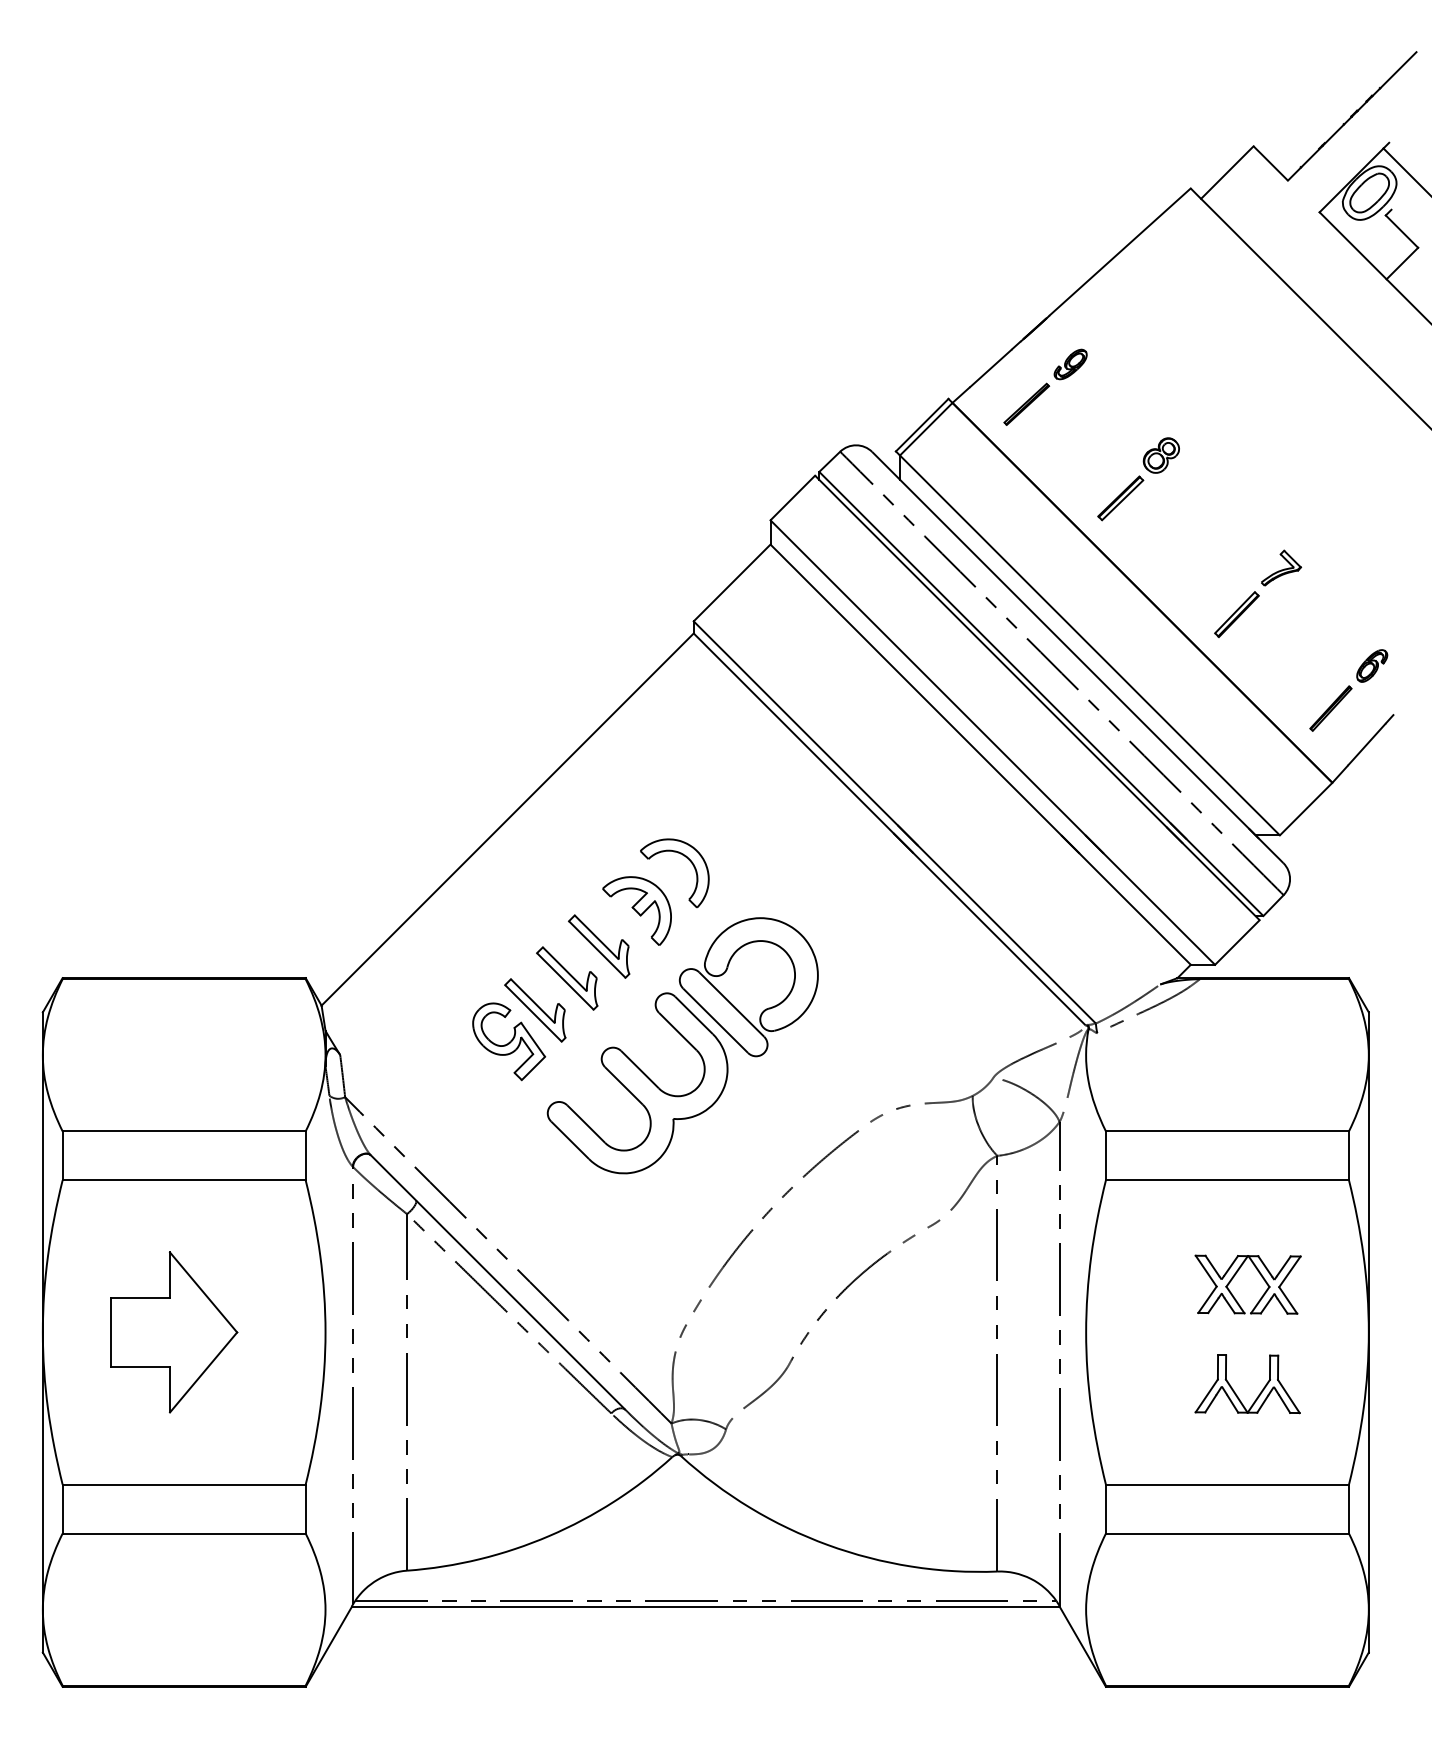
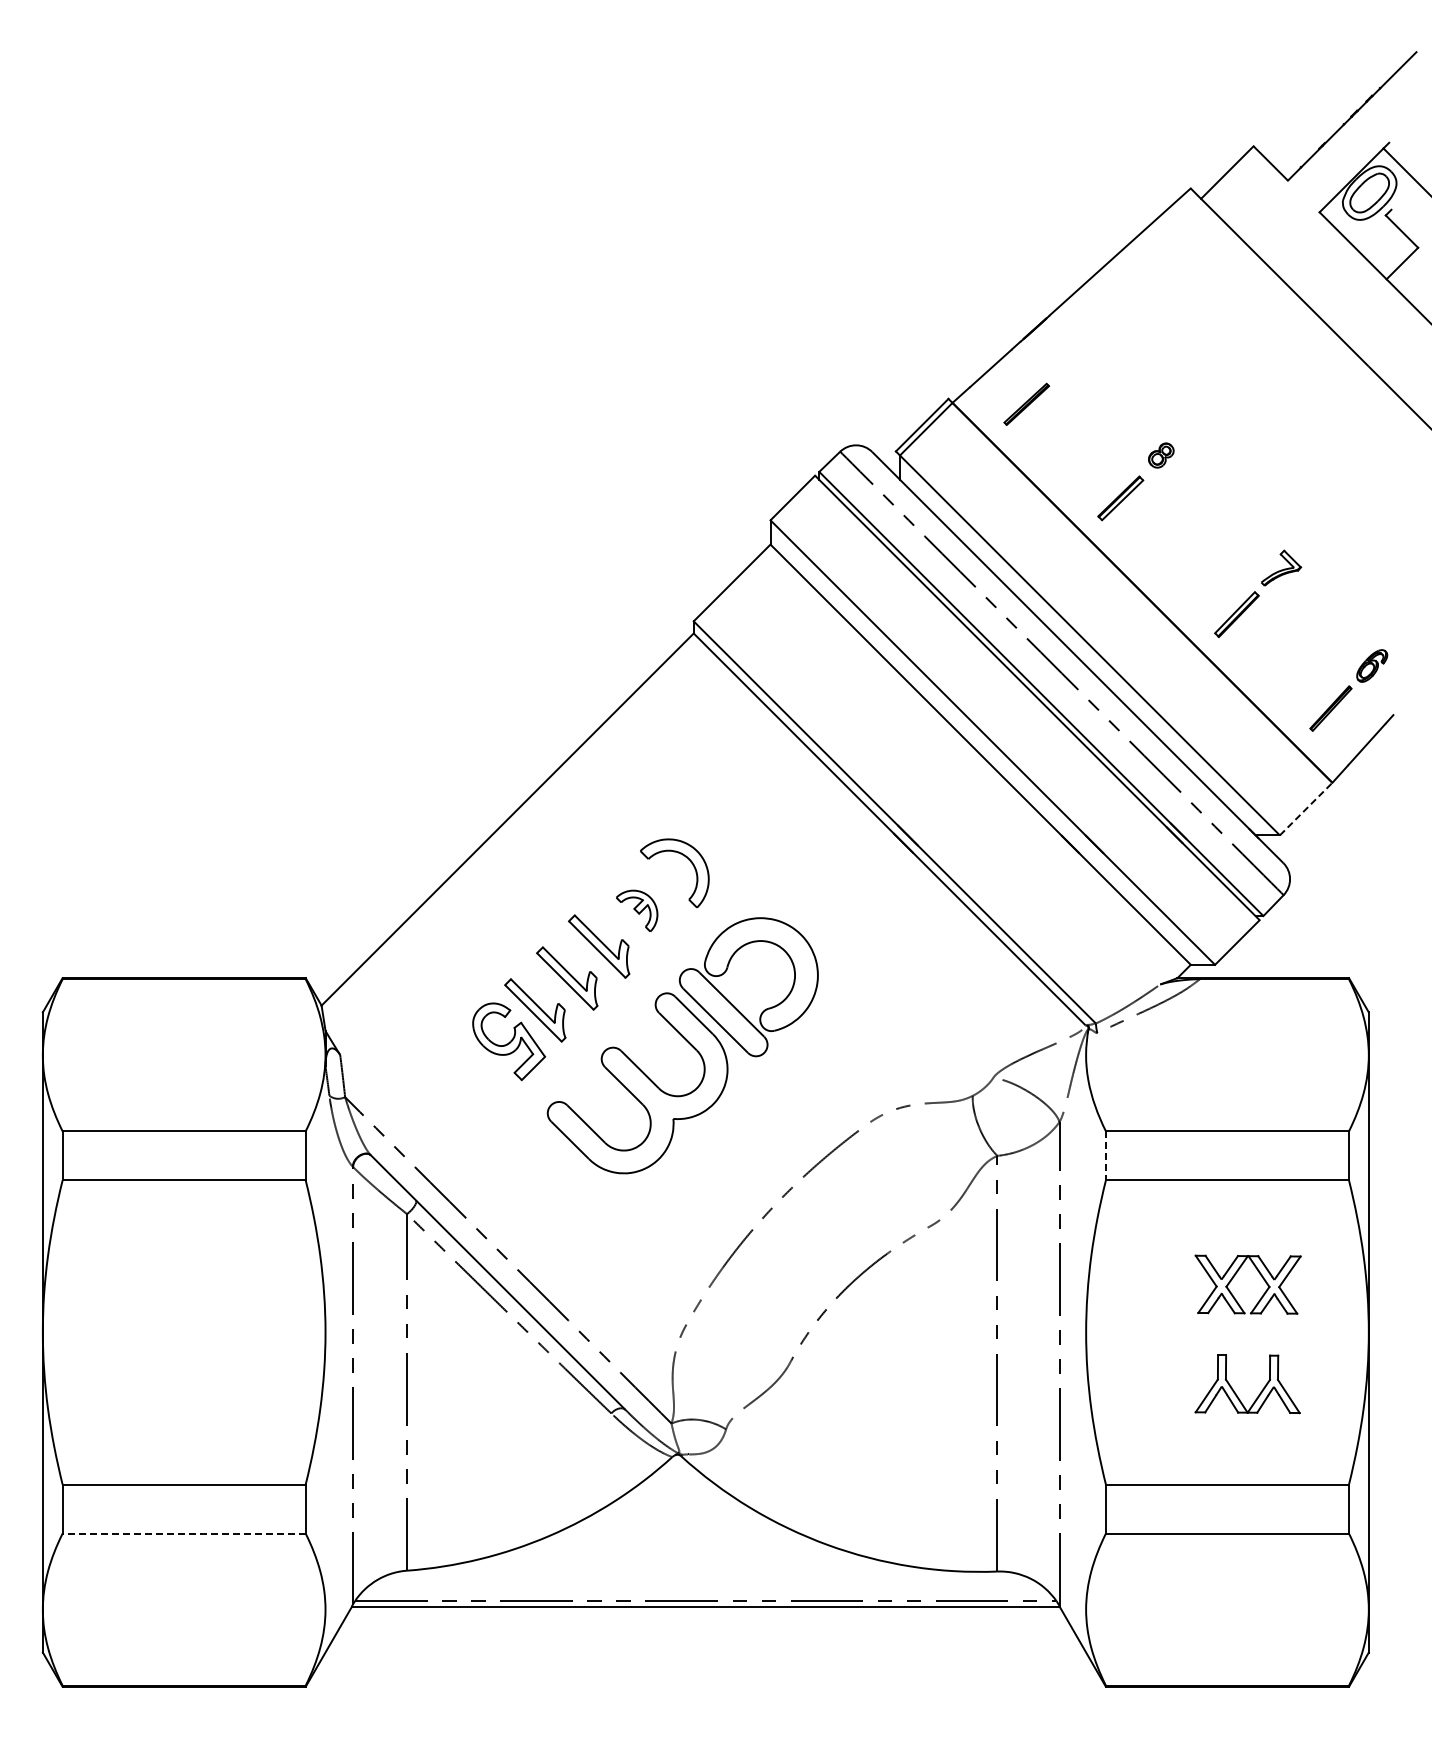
part: present -> none (1070, 364)
part size: 38x37 px -> 27x27 px (1161, 455)
line: solid -> dashed (1306, 808)
part size: 70x70 px -> 43x43 px (637, 910)
line: solid -> dashed (1105, 1155)
part: present -> none (174, 1332)
line: solid -> dashed (184, 1533)
